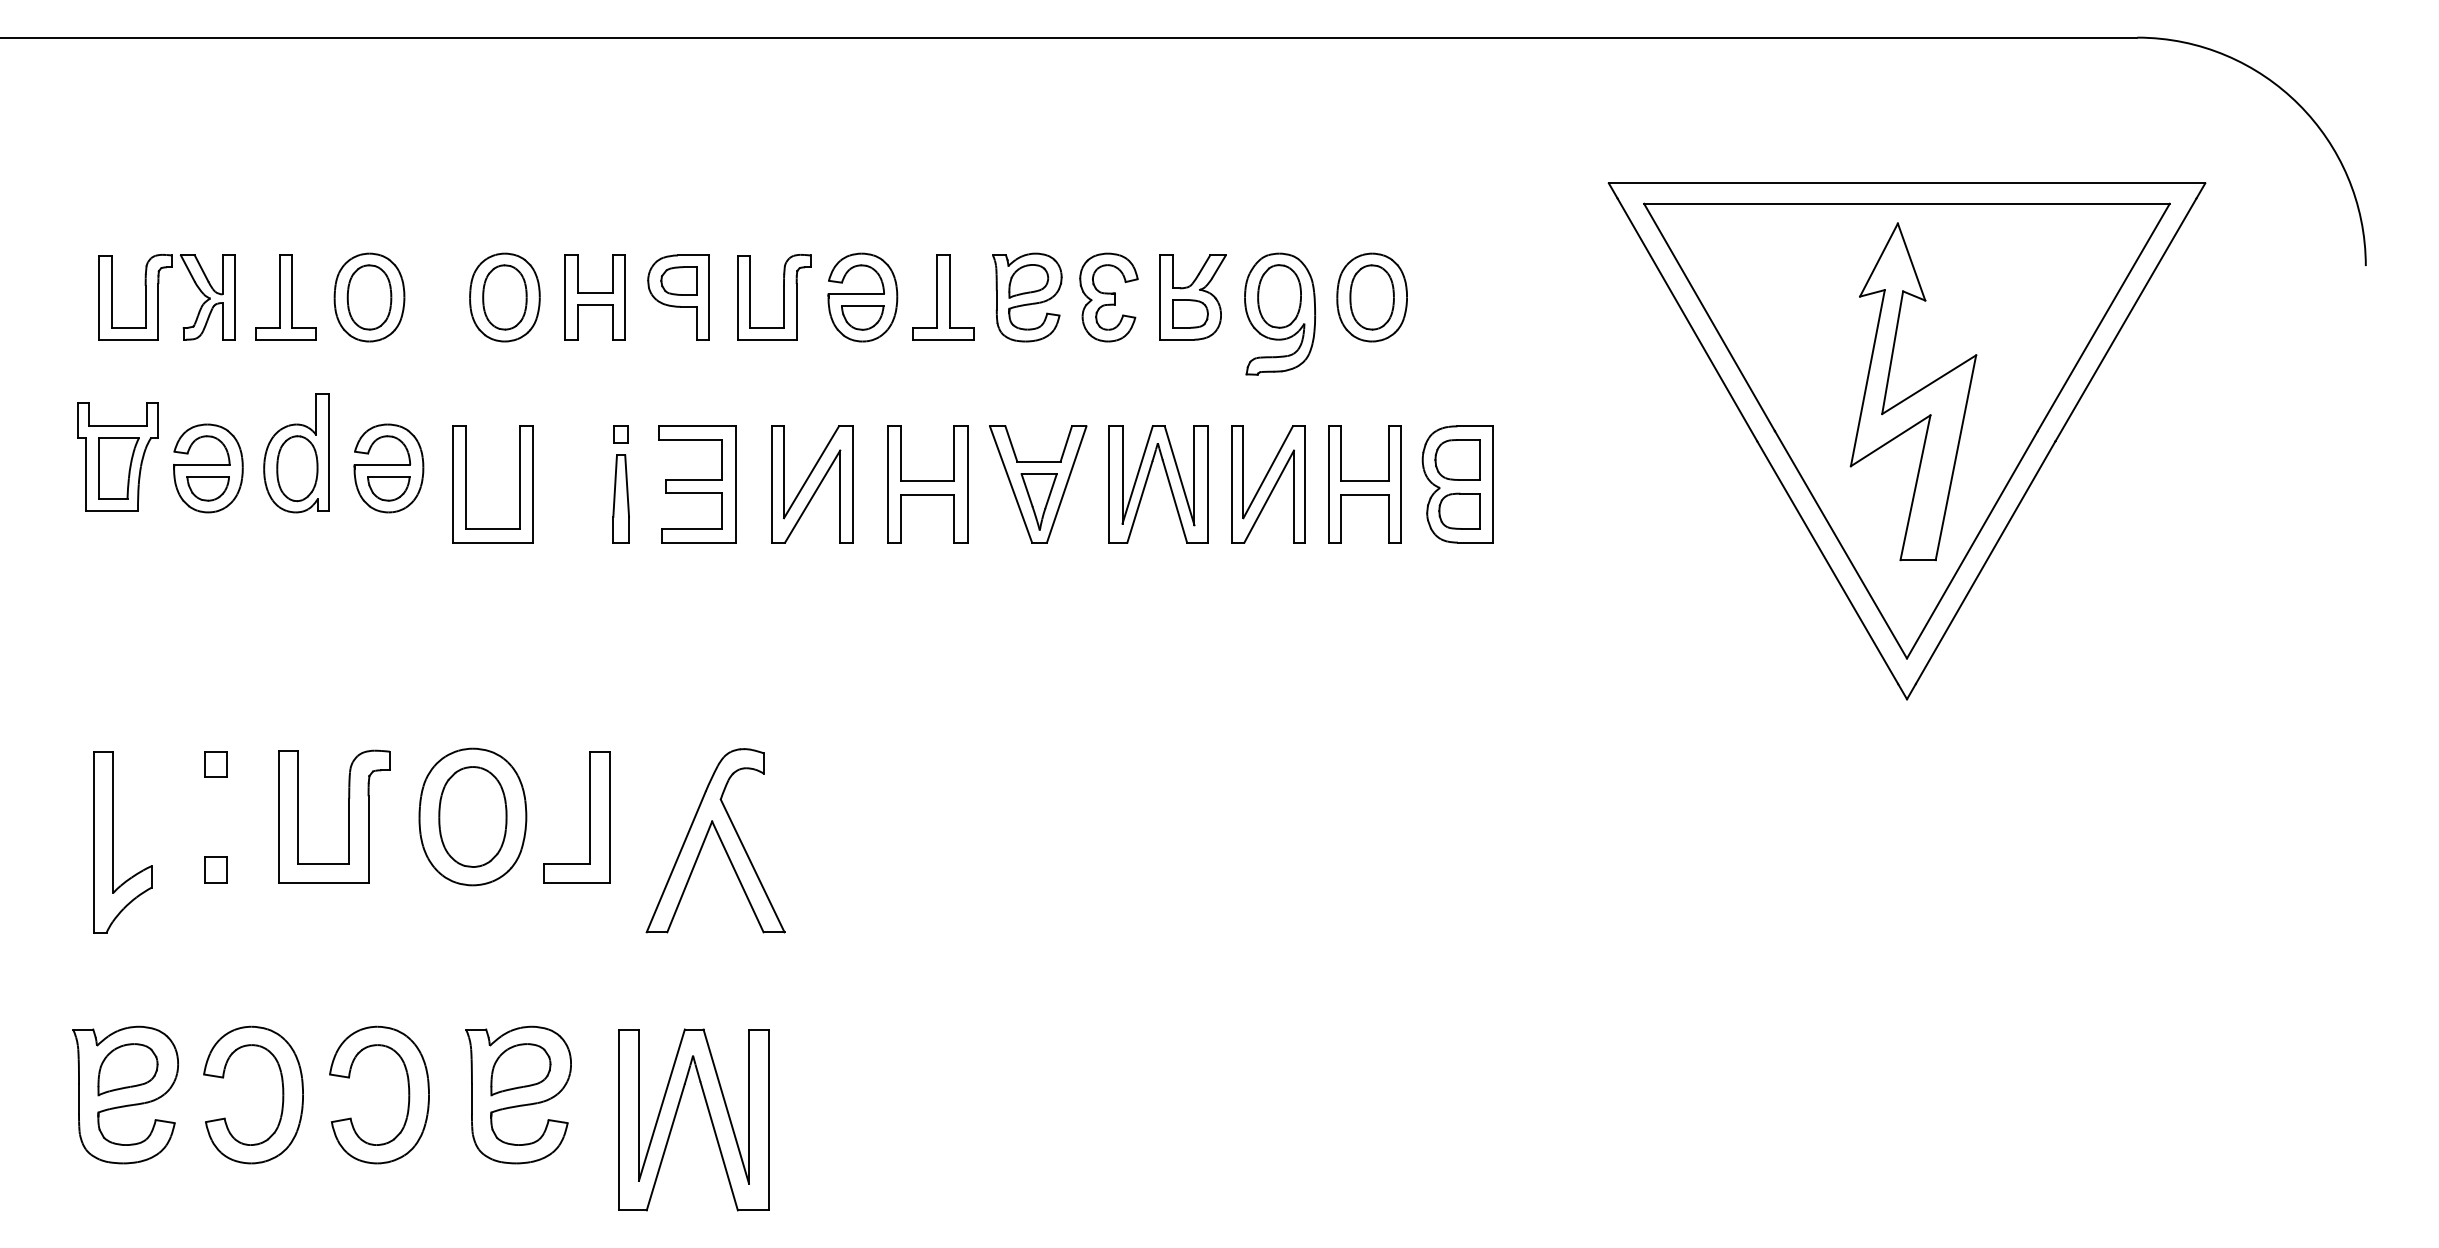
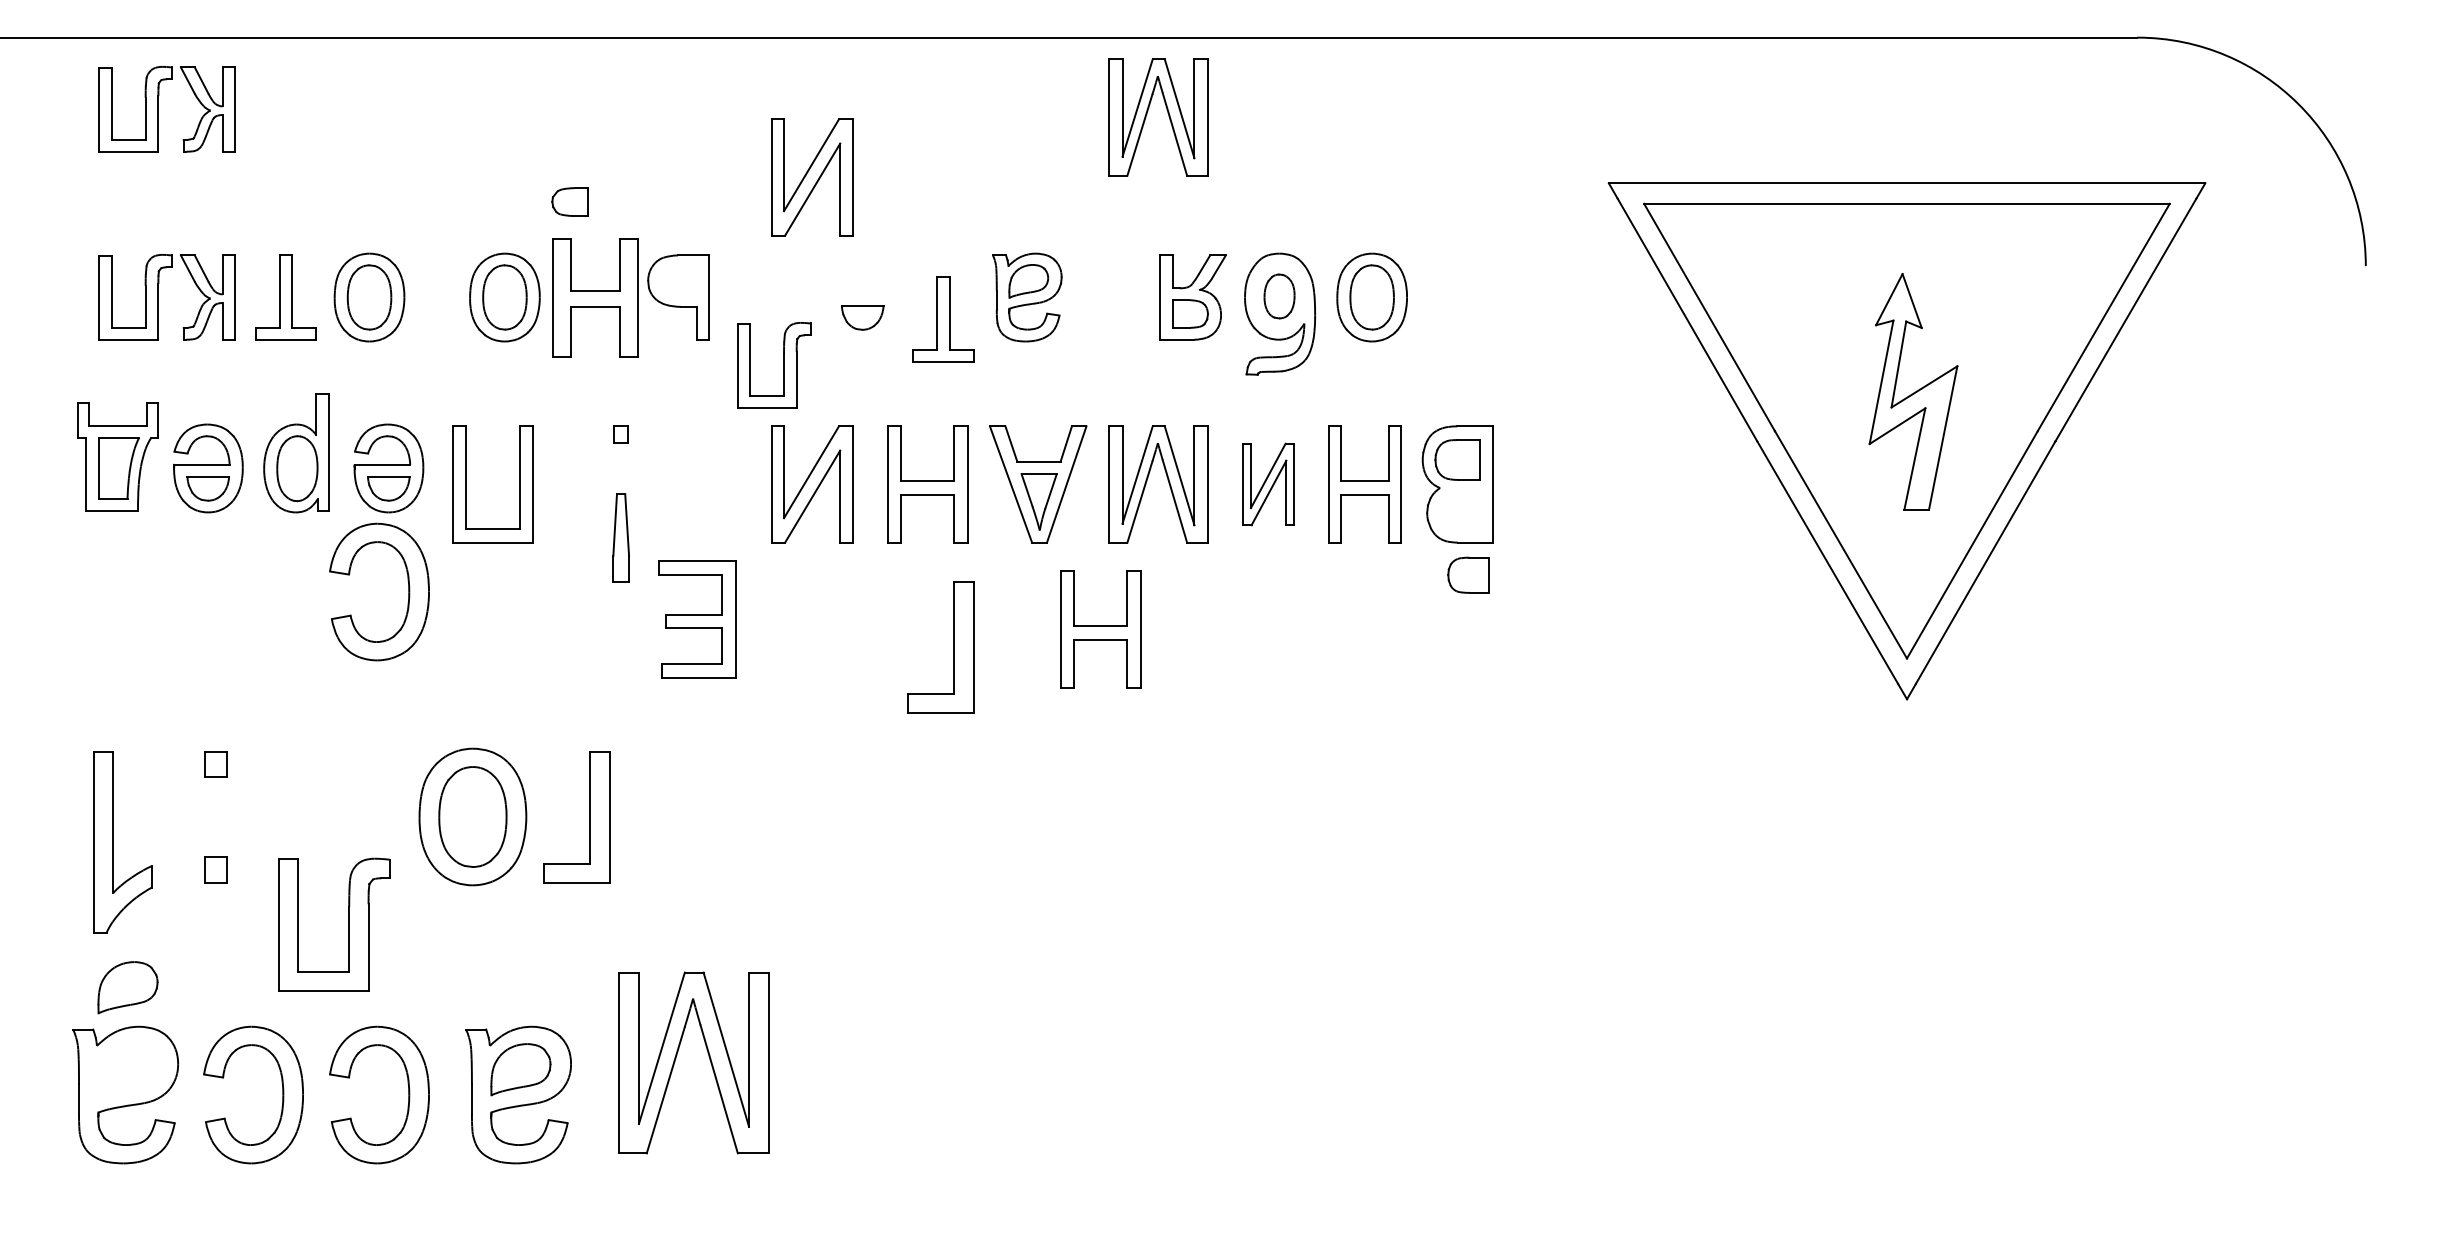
part: none -> present (158, 109)
part: none -> present (1167, 113)
part: none -> present (812, 177)
part position: (678, 280) -> (569, 201) (569, 201)
part size: 45x65 px -> 33x47 px (1279, 296)
part size: 62x87 px -> 87x120 px (595, 297)
part position: (783, 297) -> (783, 365) (783, 365)
part: present -> none (862, 297)
part position: (943, 297) -> (943, 319) (943, 319)
part: present -> none (1108, 297)
part size: 129x340 px -> 91x238 px (1913, 391)
part position: (697, 484) -> (697, 619) (697, 619)
part size: 75x119 px -> 53x85 px (1268, 484)
part position: (620, 498) -> (620, 537) (620, 537)
part position: (1459, 510) -> (1468, 574) (1468, 574)
part: none -> present (408, 591)
part: none -> present (1100, 629)
part: none -> present (953, 647)
part position: (348, 816) -> (348, 924) (348, 924)
part: present -> none (715, 840)
part position: (127, 1069) -> (127, 987) (127, 987)
part position: (709, 1117) -> (709, 1060) (709, 1060)
